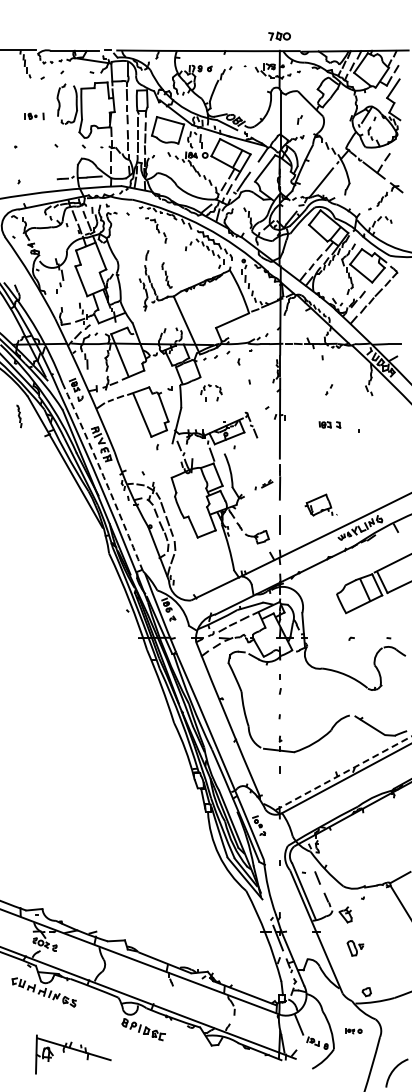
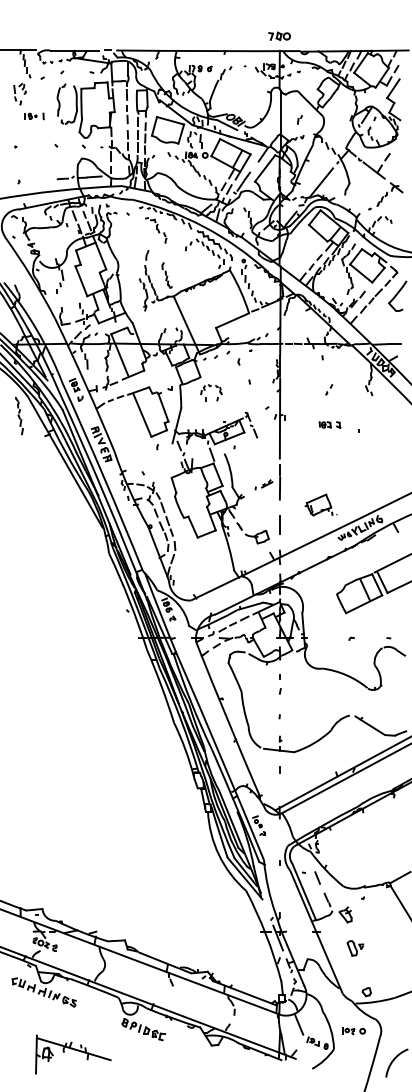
part: none -> present (19, 94)
part: none -> present (397, 295)
part size: 7x25 px -> 9x39 px (19, 416)
arc: dashed -> solid (103, 476)
line: dashed -> solid (344, 772)
part size: 18x7 px -> 24x9 px (353, 1031)
arc position: (394, 1070) -> (394, 1060) (394, 1060)
